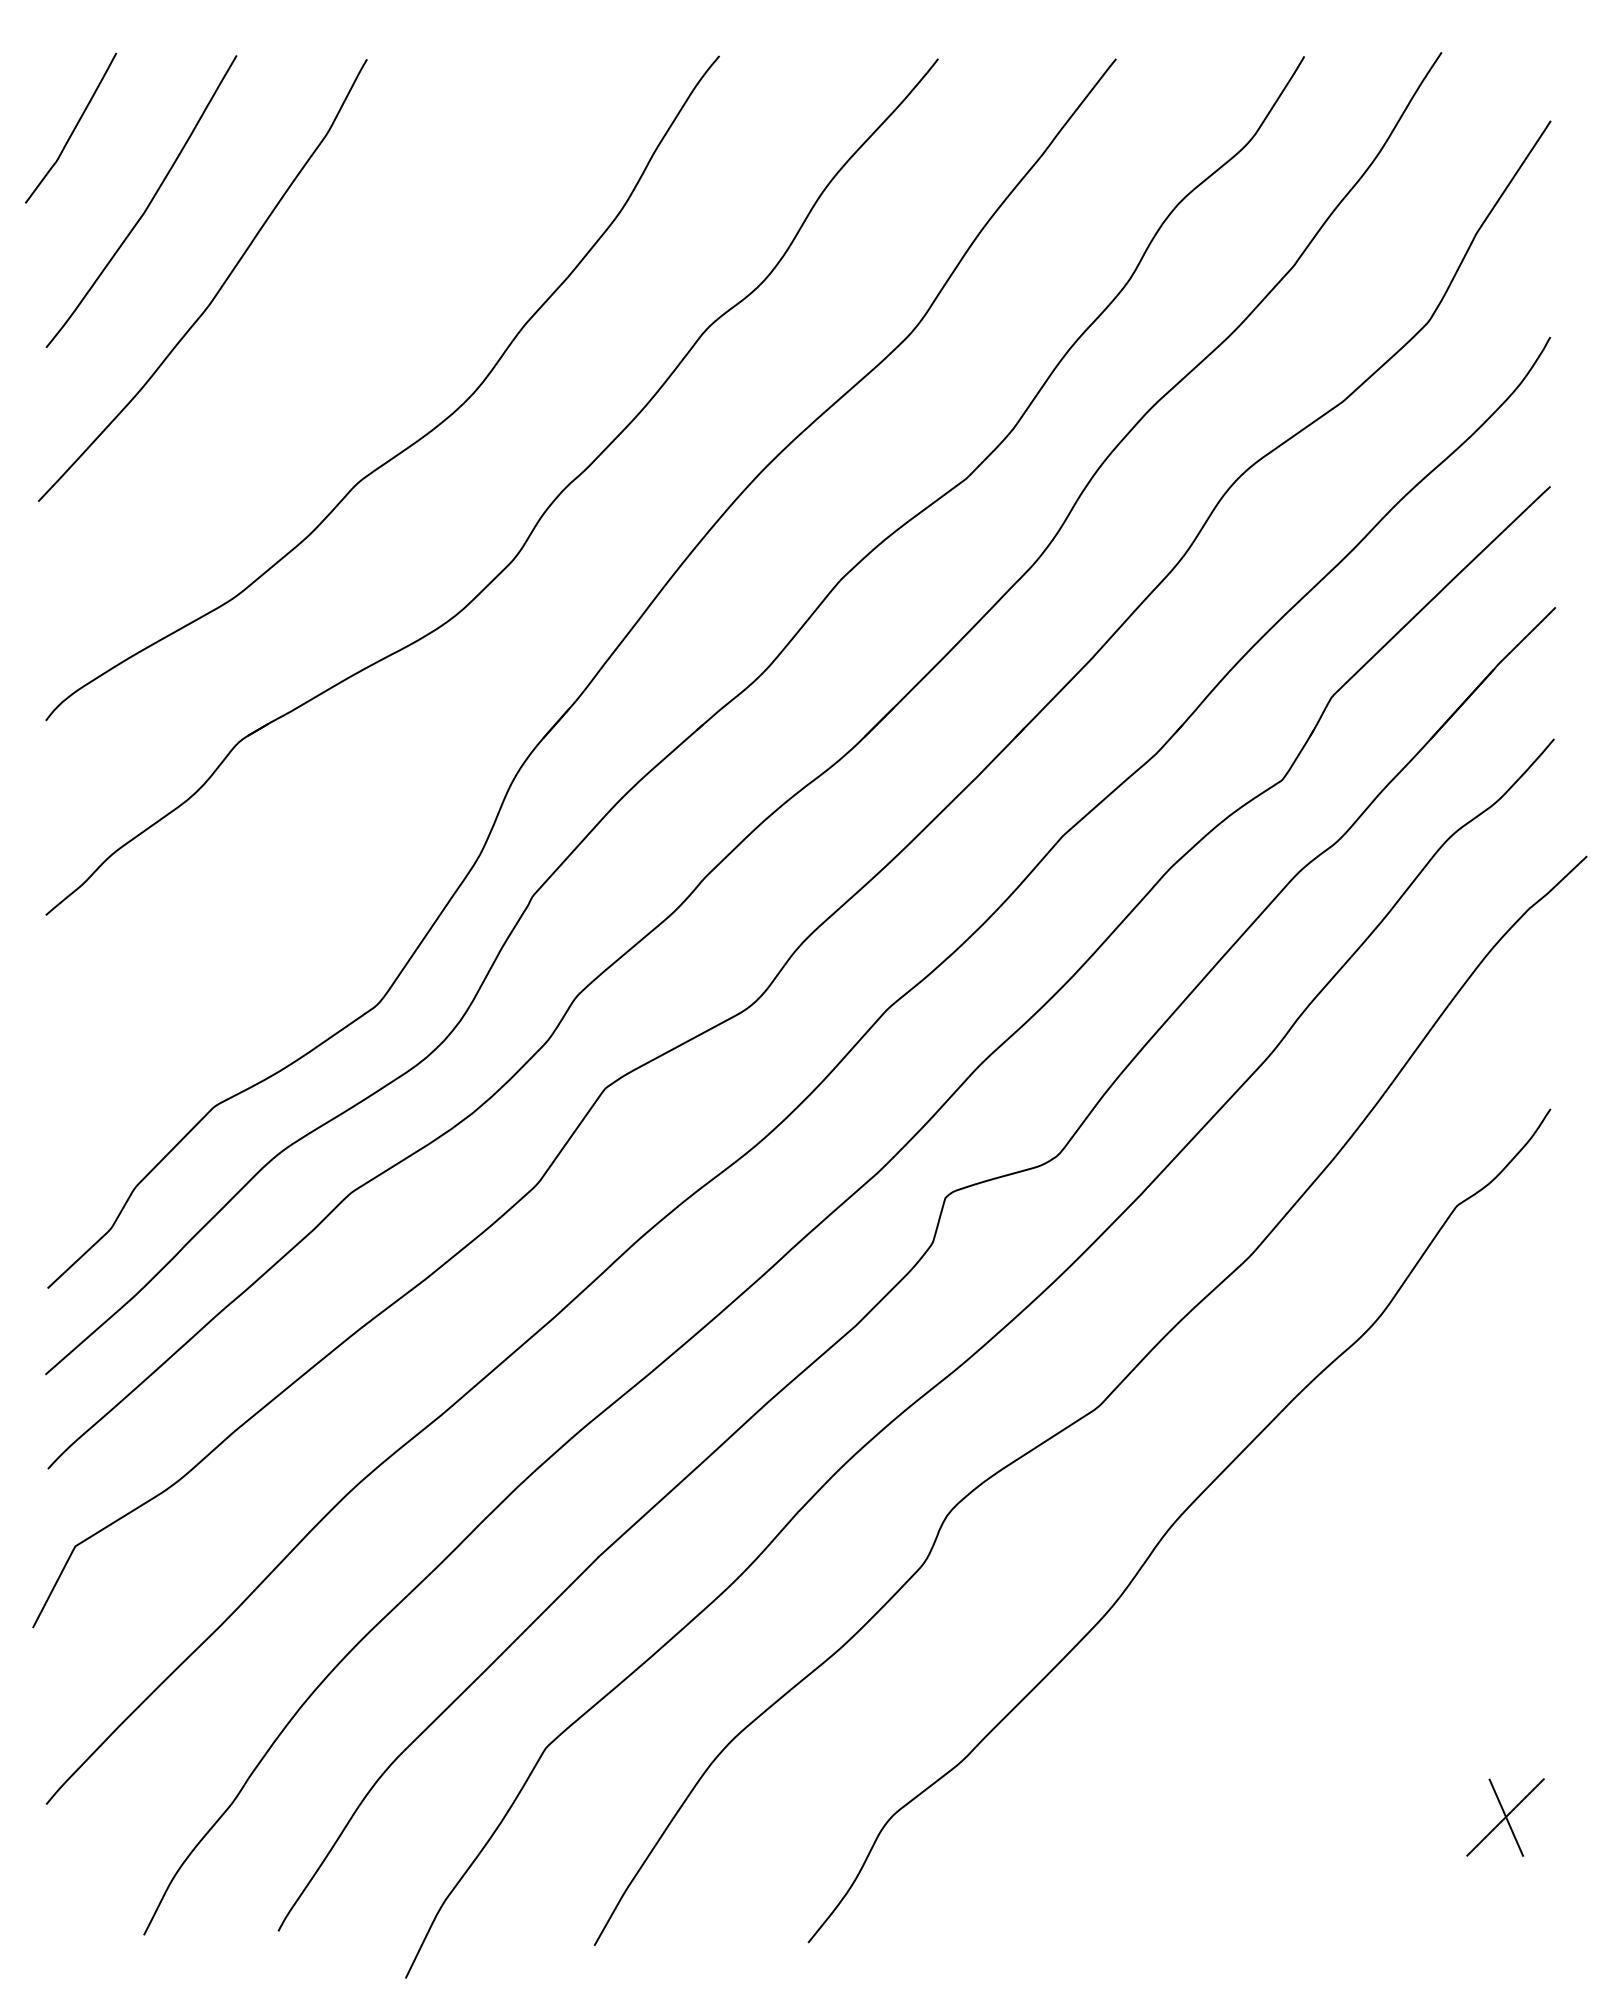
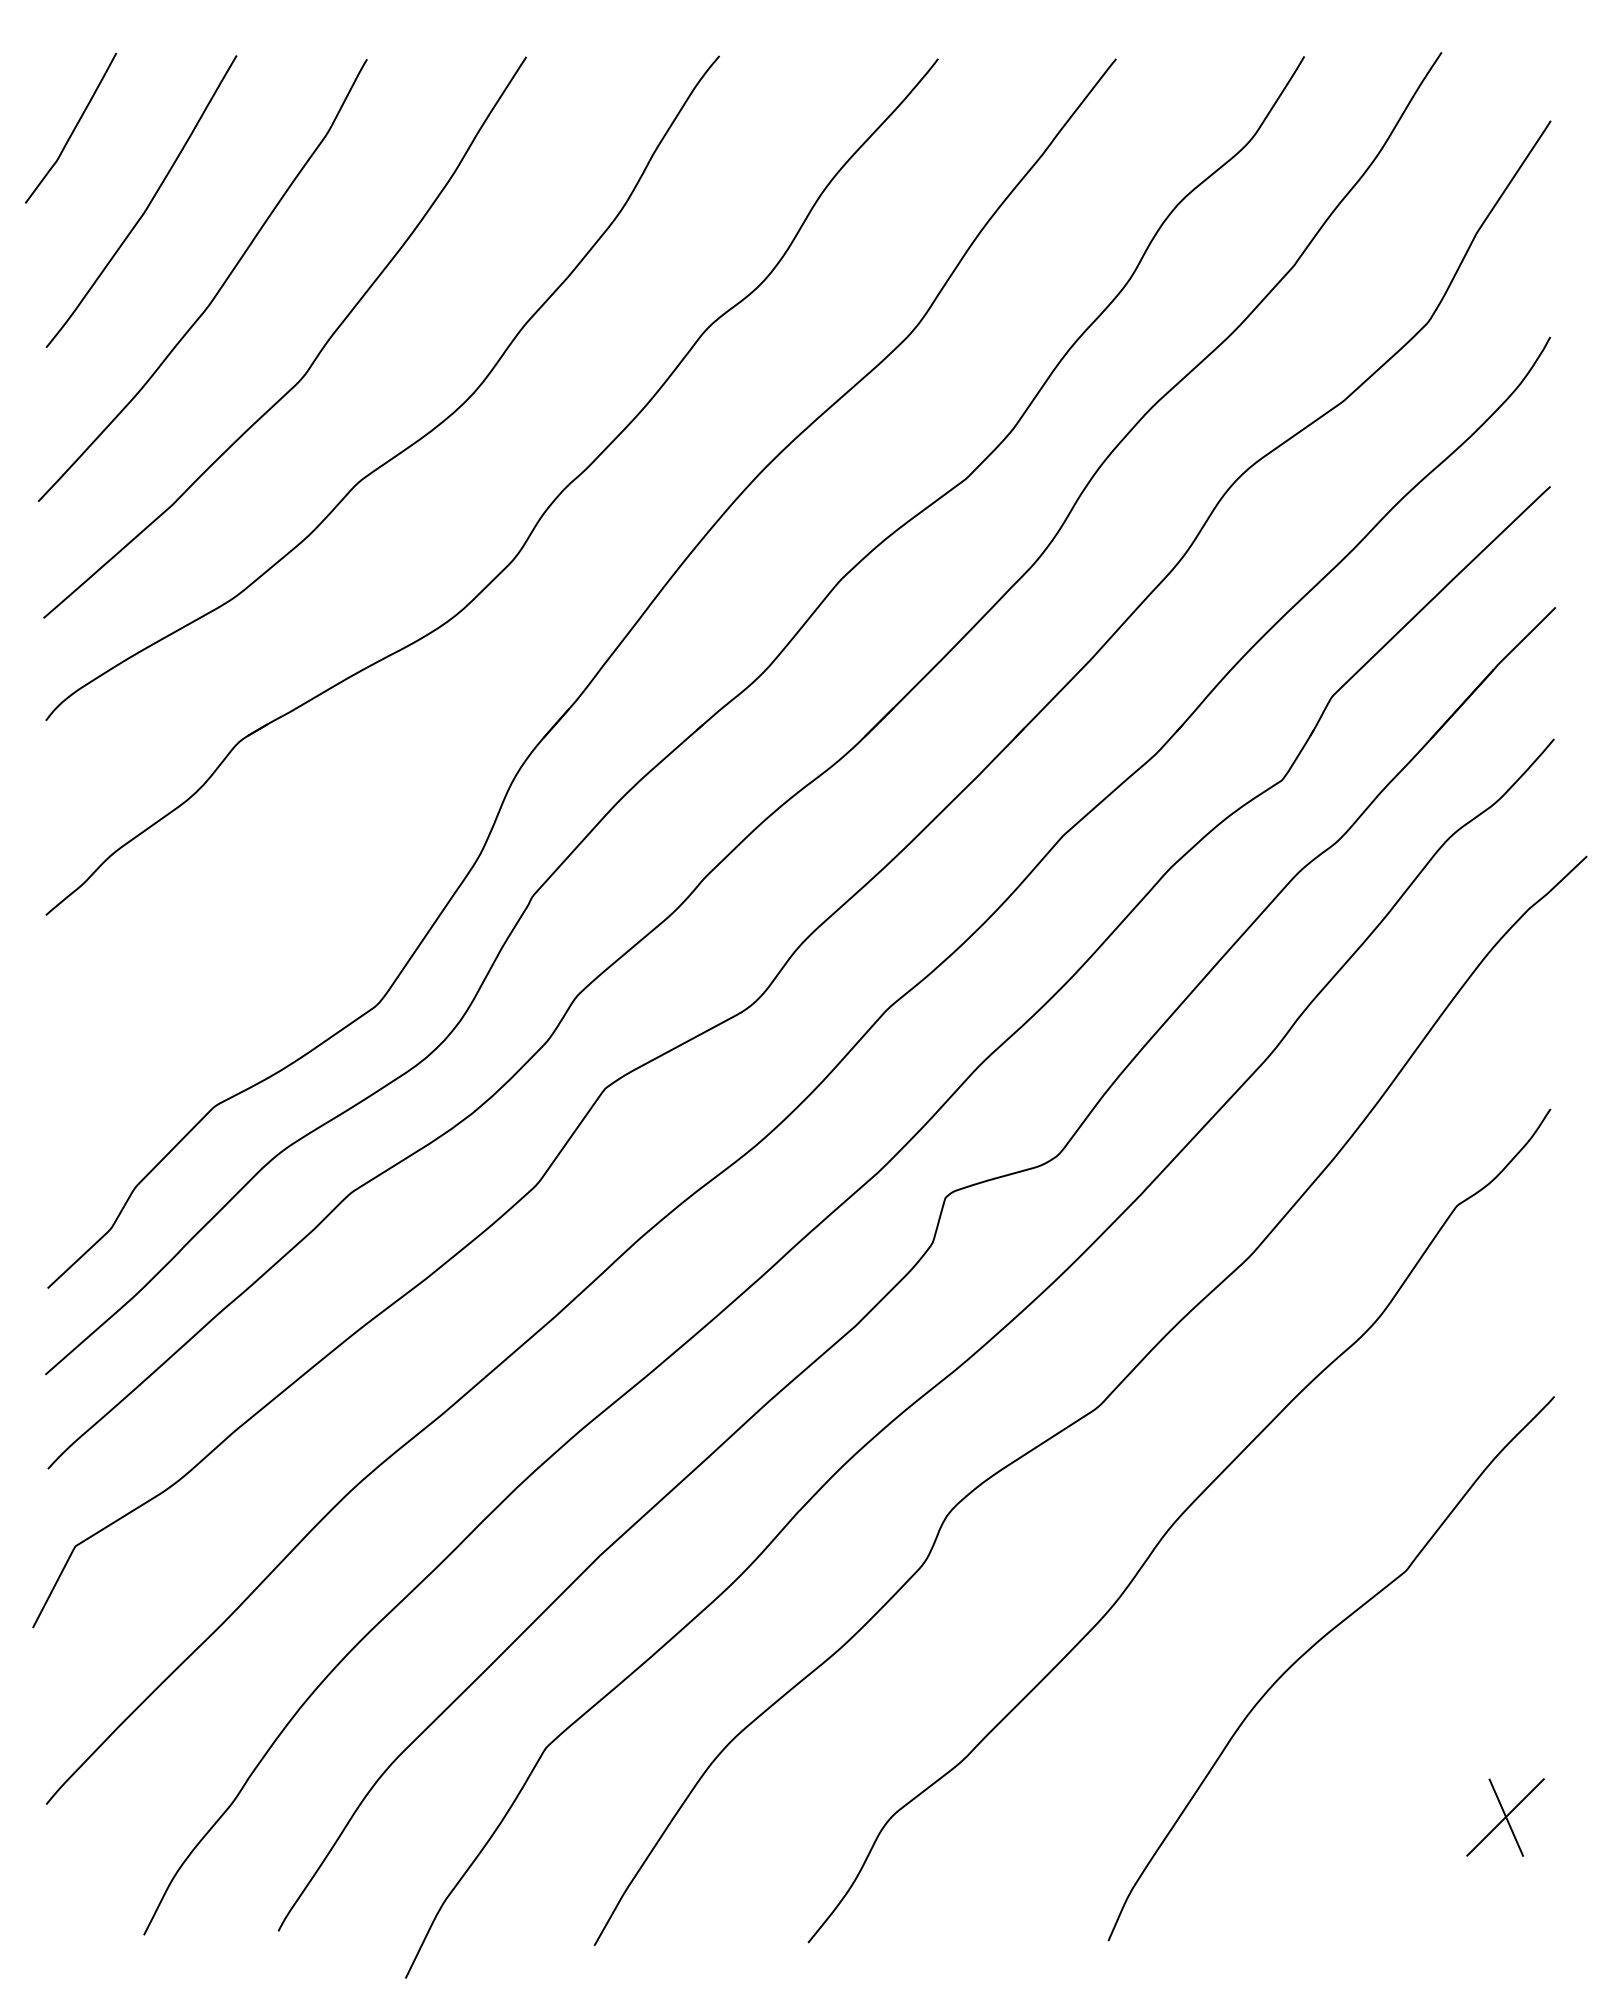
curve: none -> present (314, 358)
curve: none -> present (1314, 1646)
